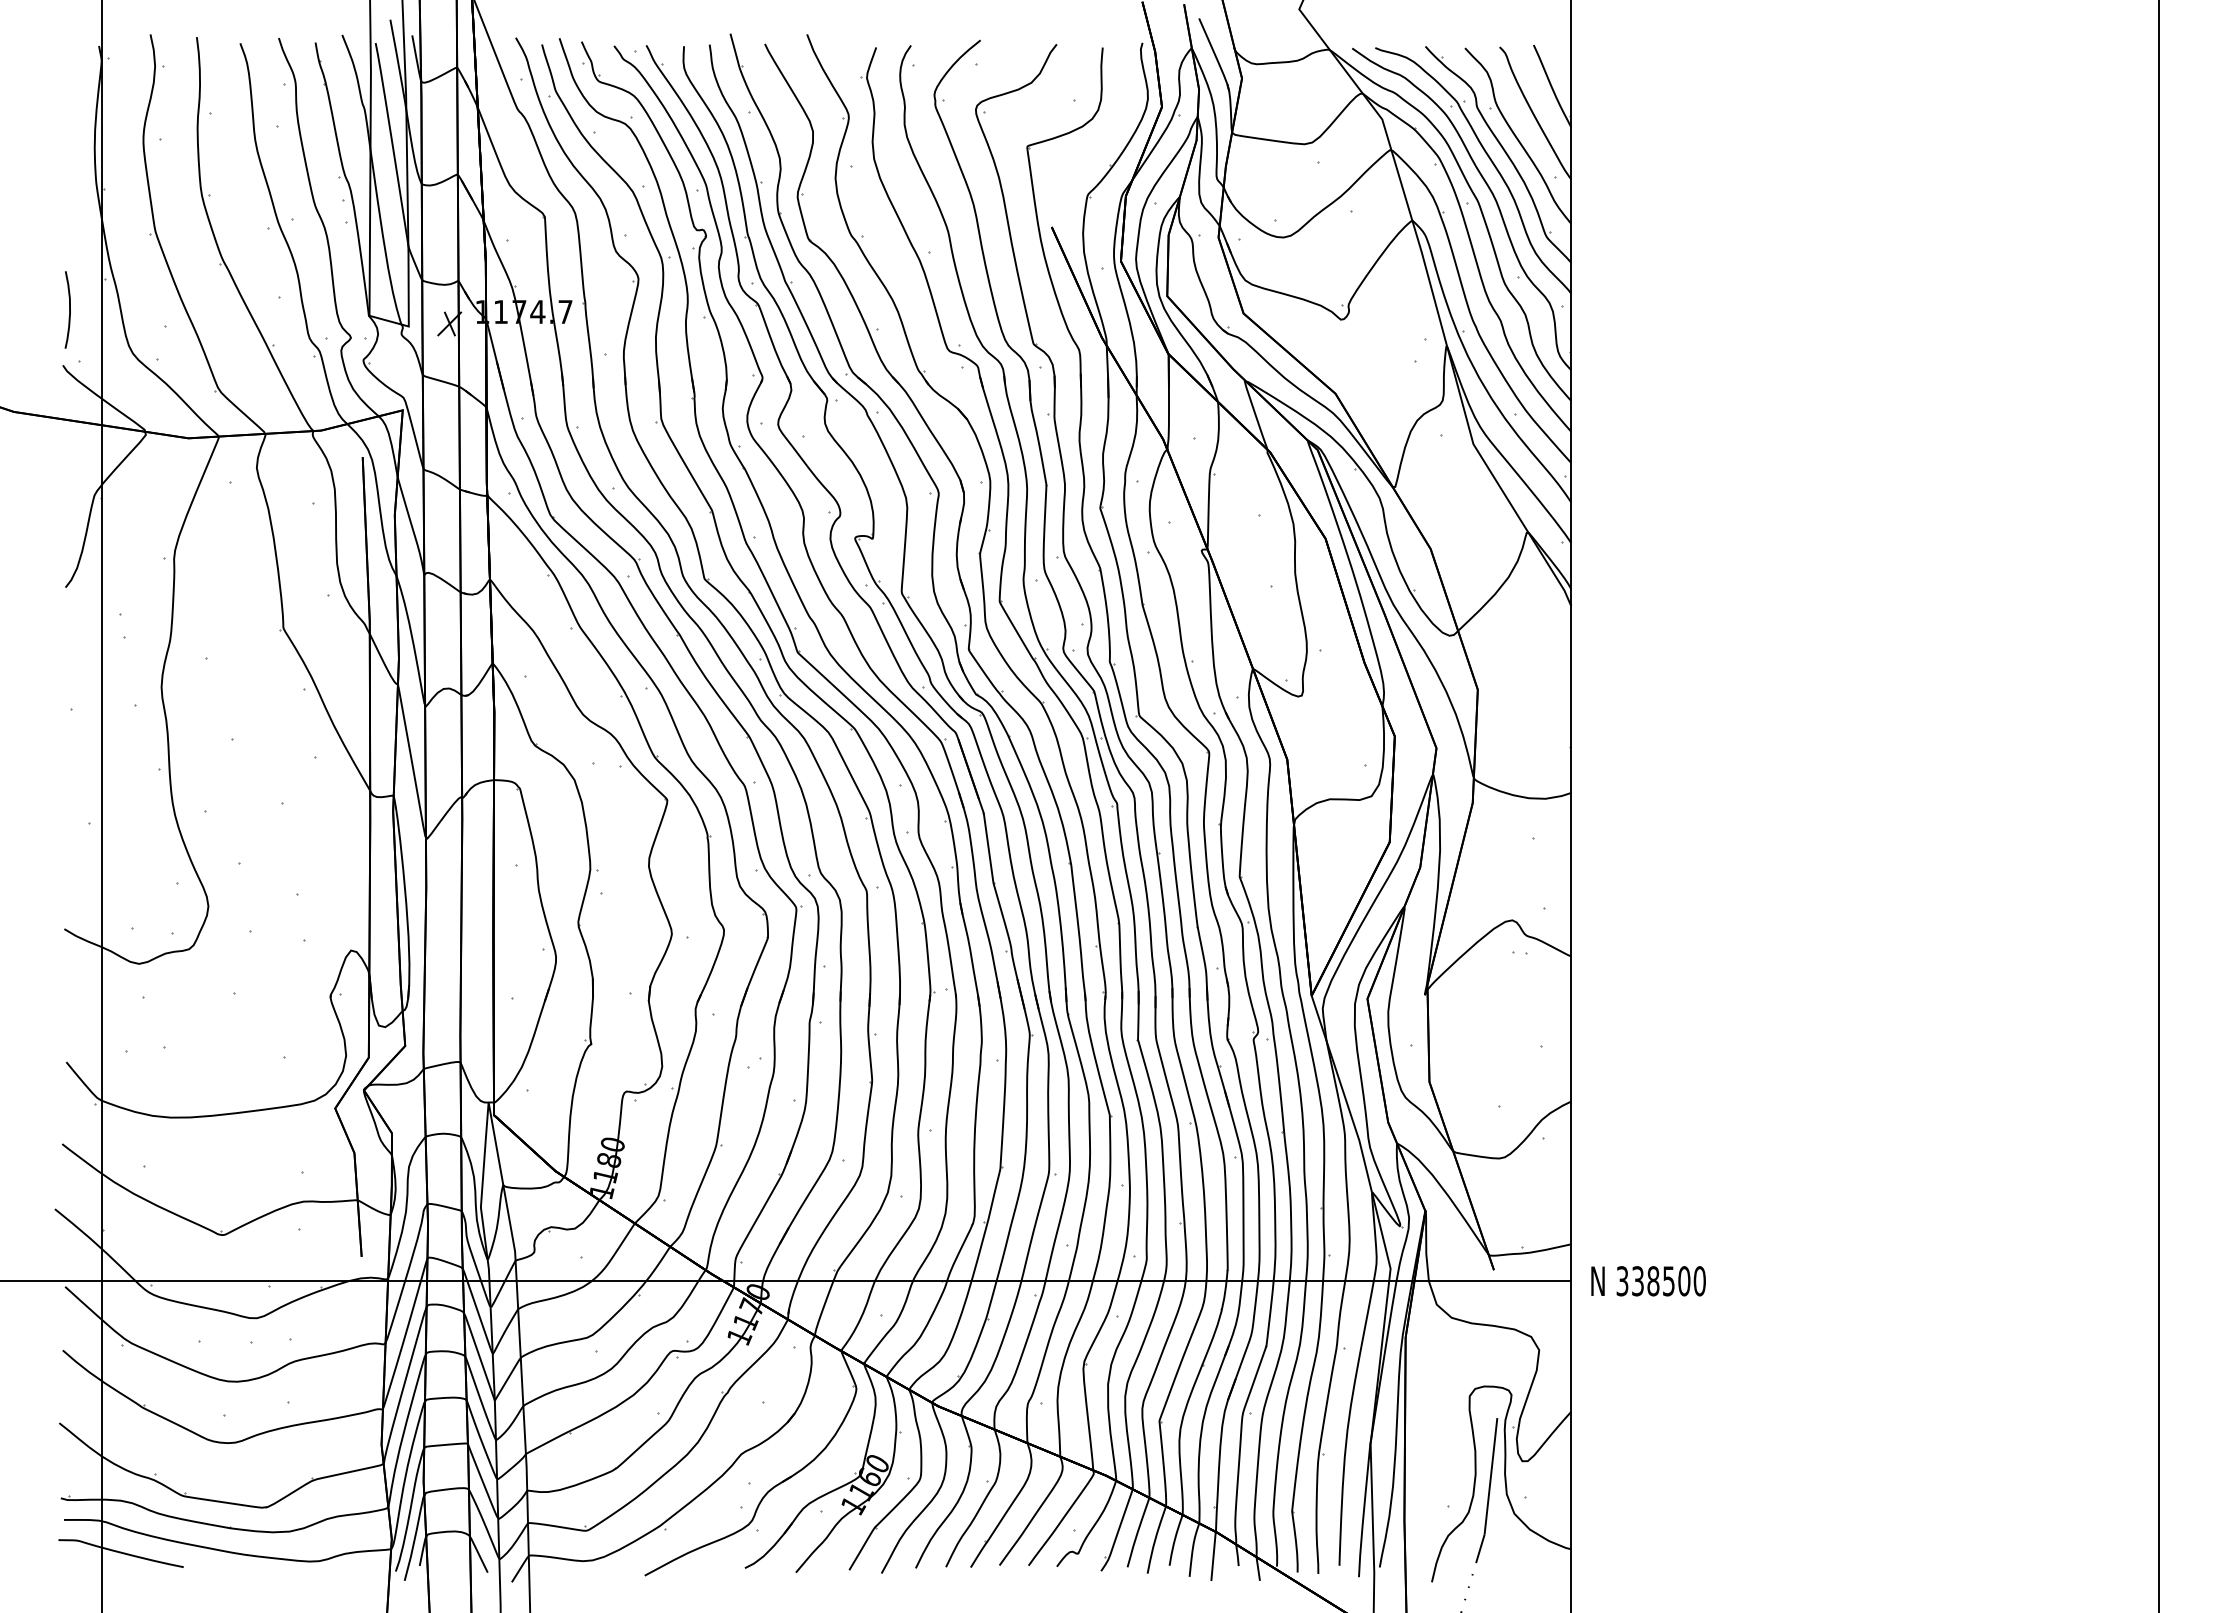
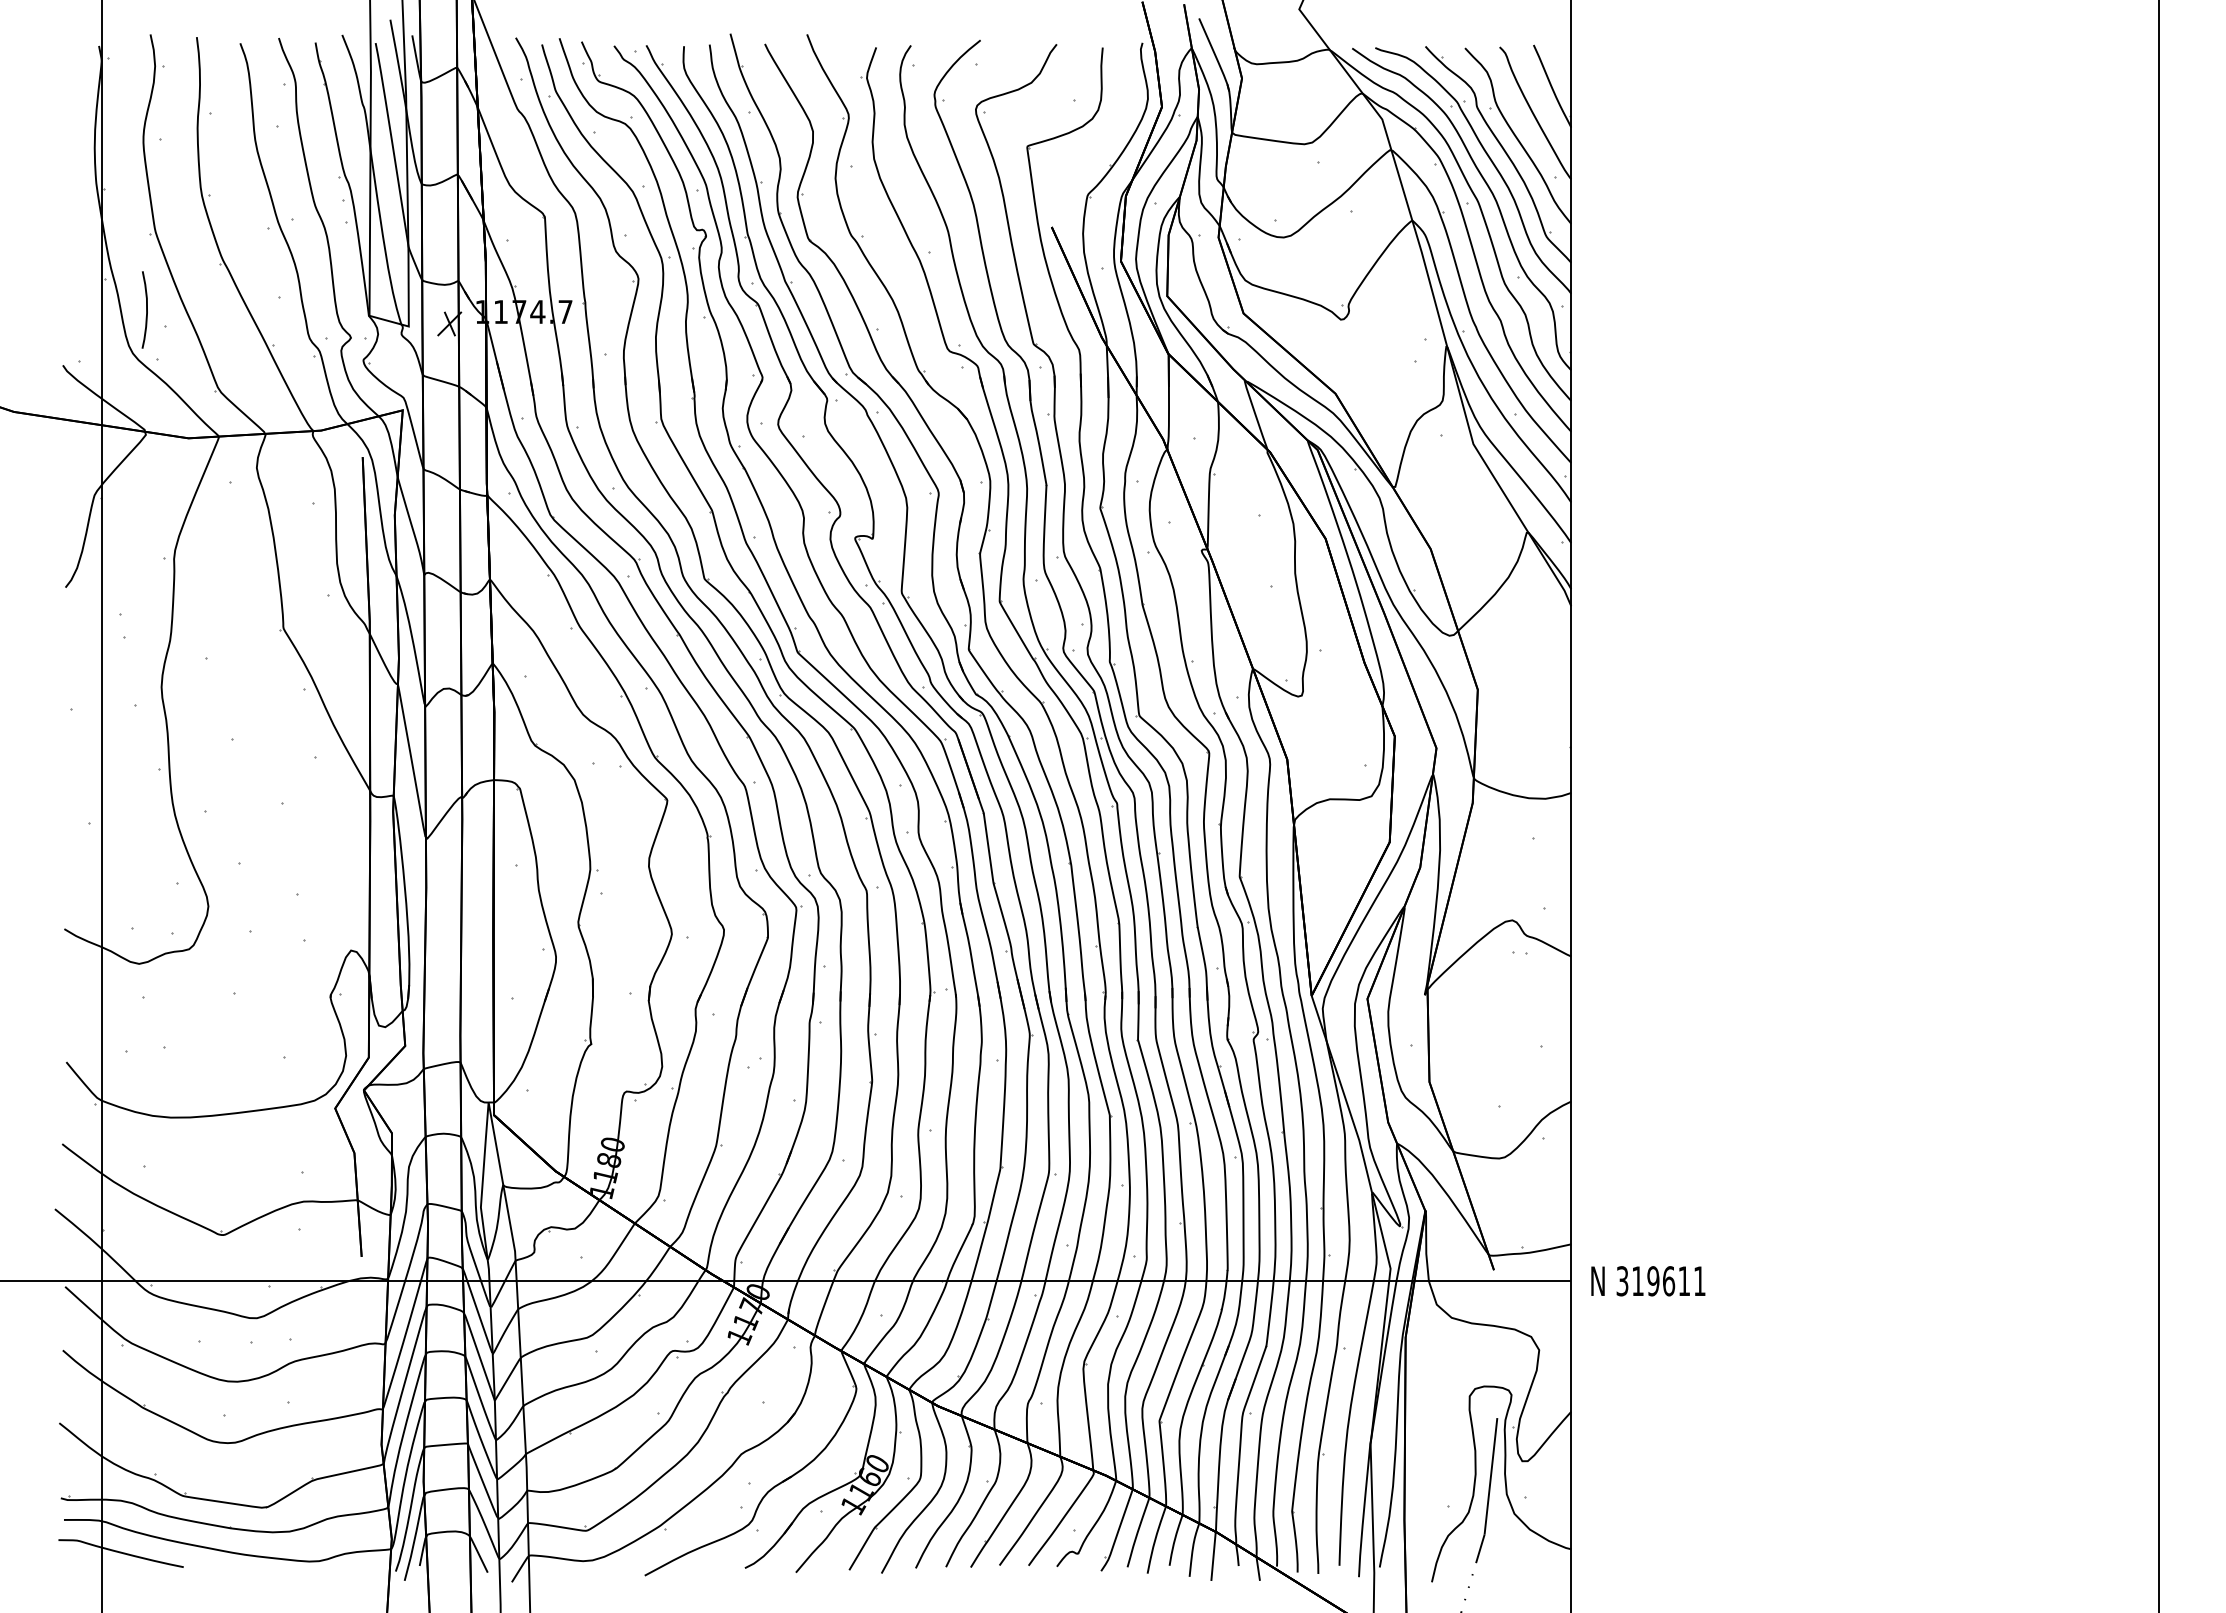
curve position: (69, 309) -> (146, 309) (146, 309)
text: 338500 -> 319611 (1668, 1281)
